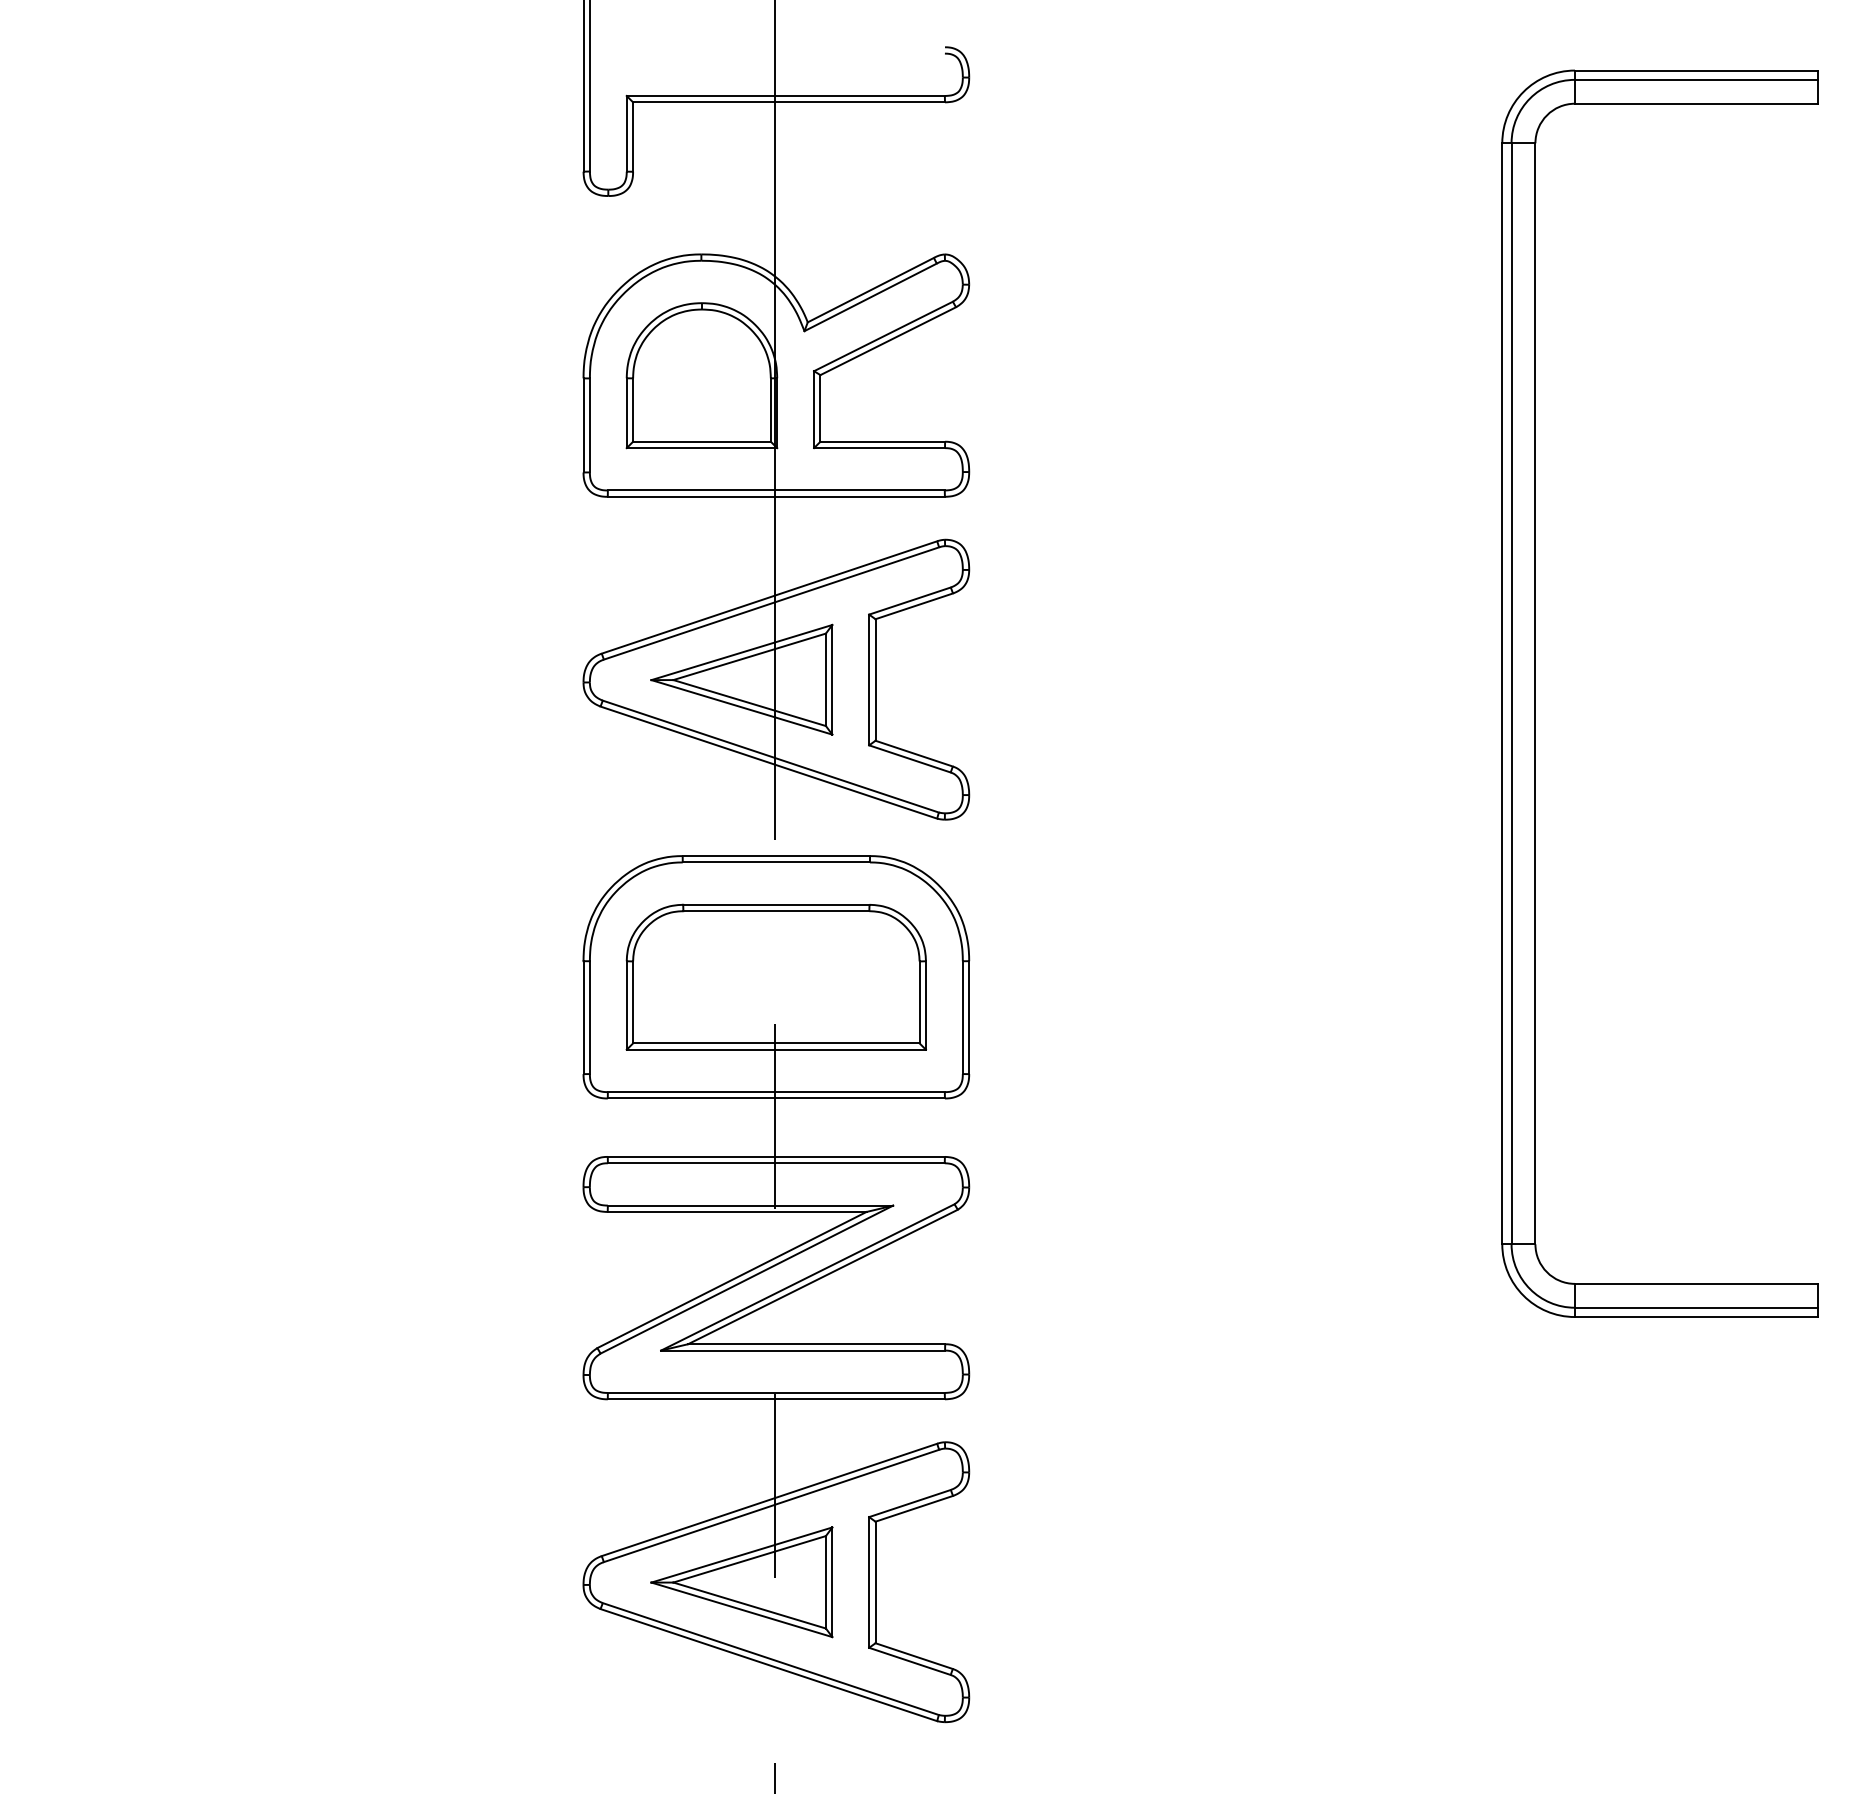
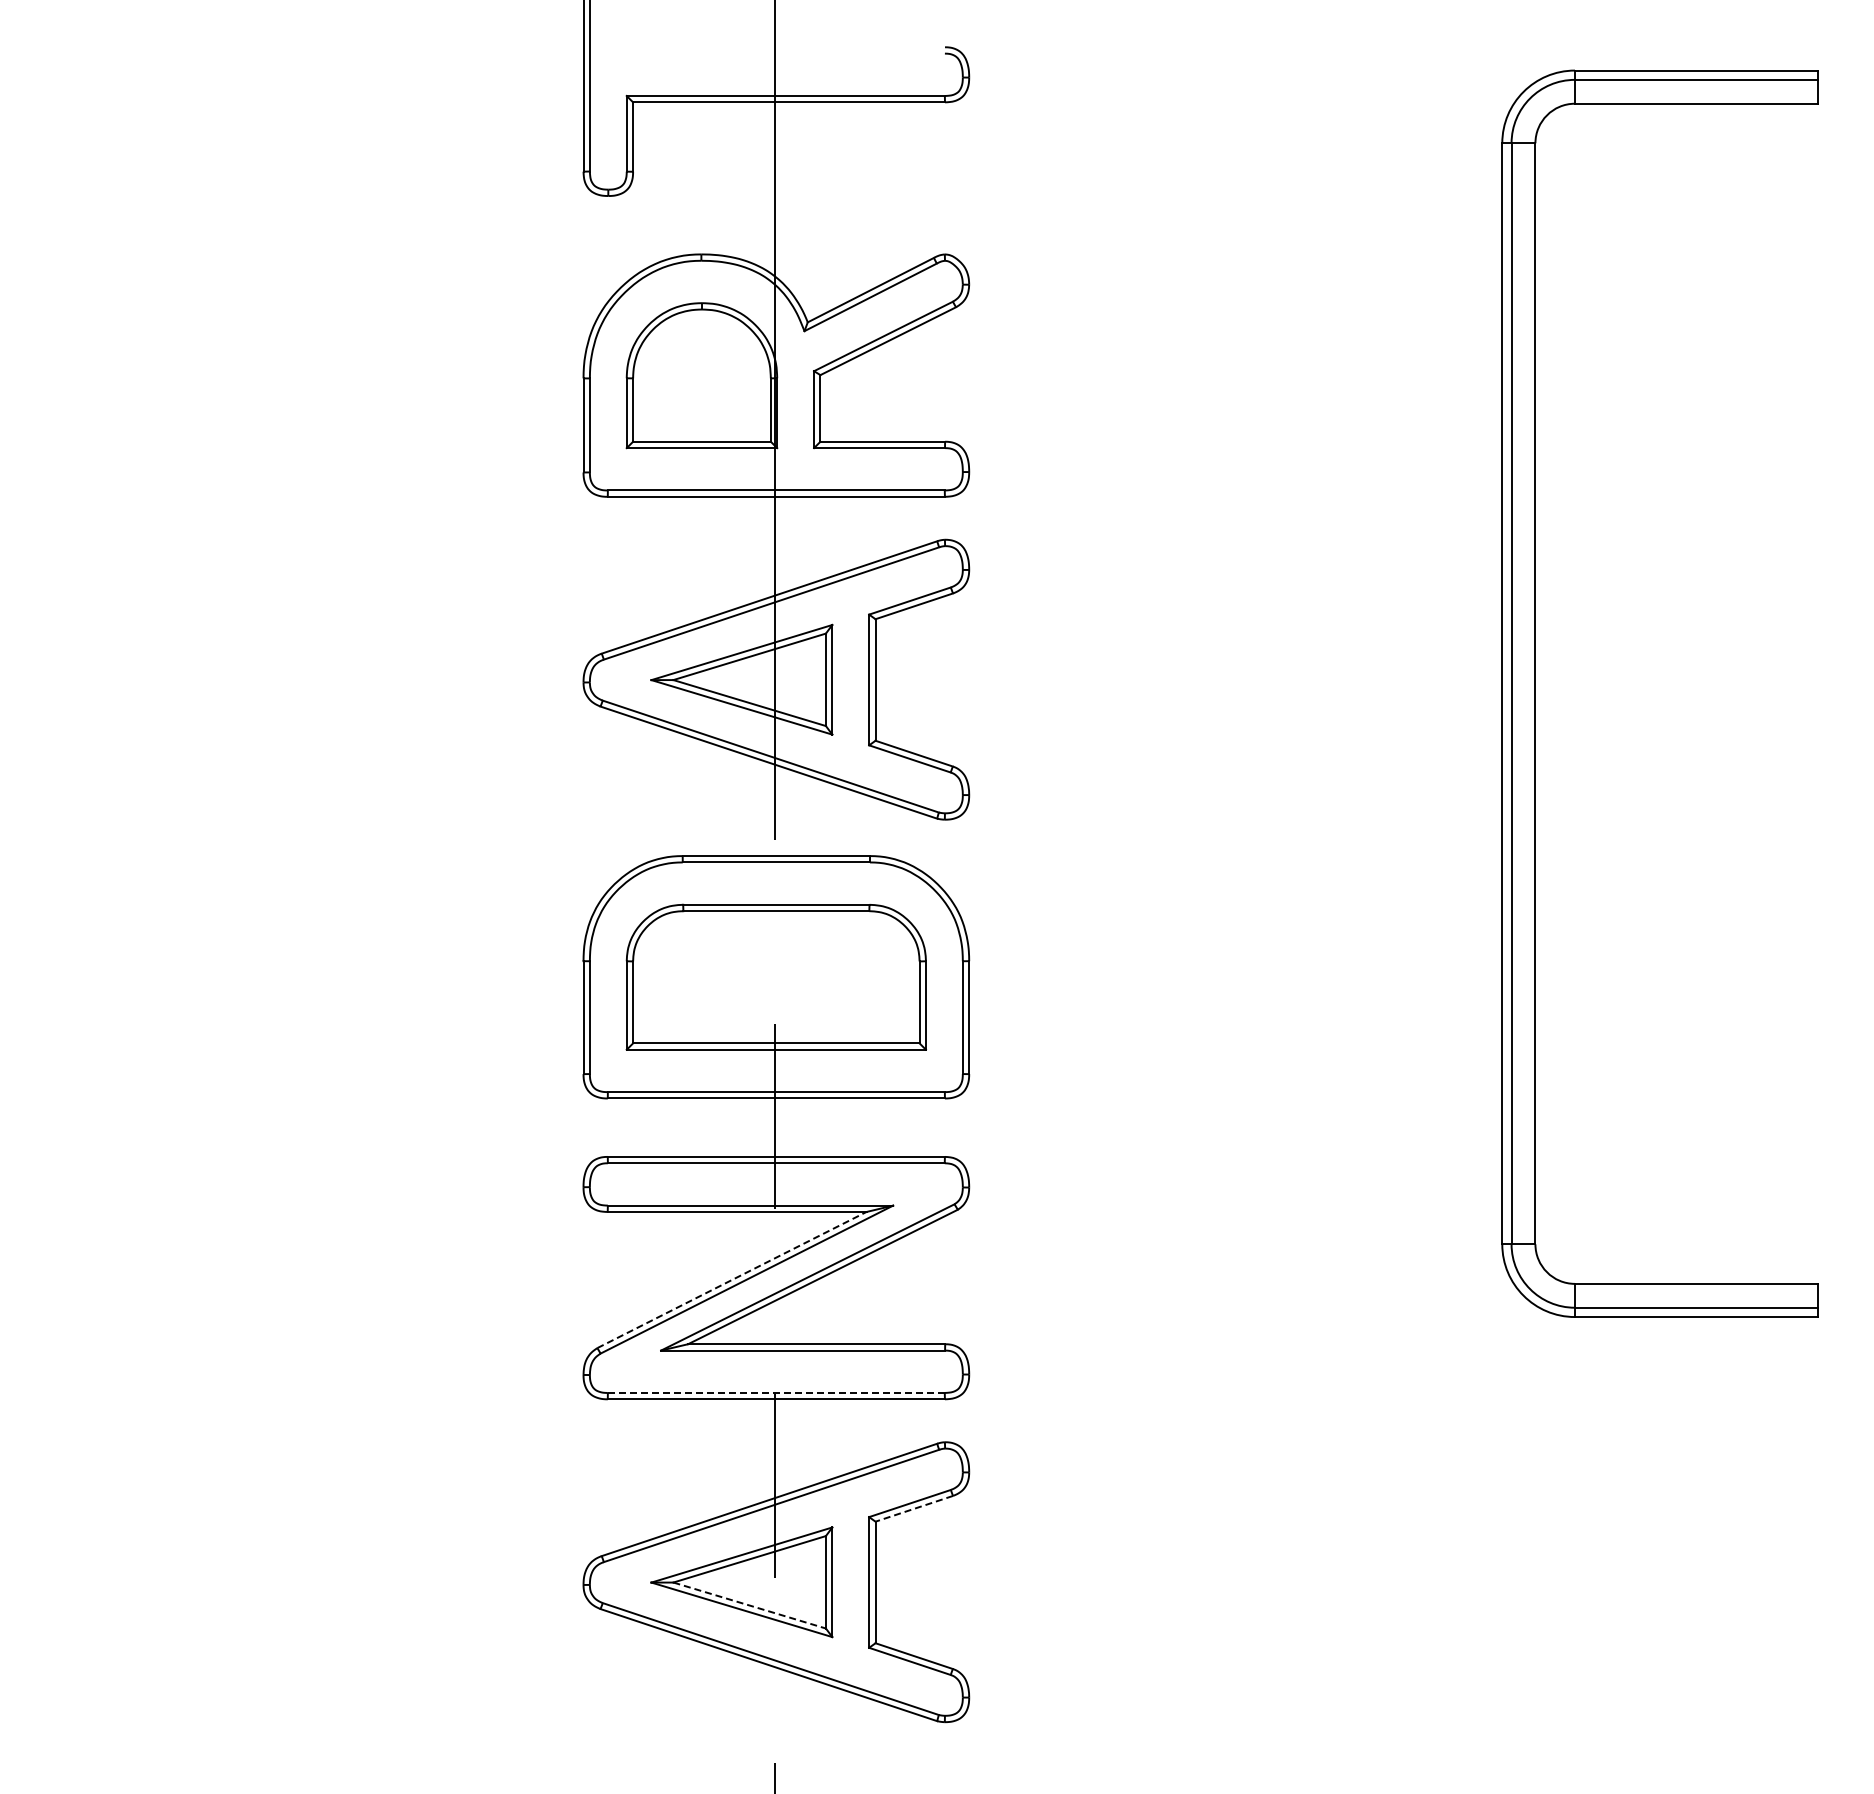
line: solid -> dashed (731, 1280)
line: solid -> dashed (775, 1392)
line: solid -> dashed (914, 1508)
line: solid -> dashed (749, 1605)
